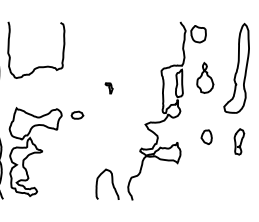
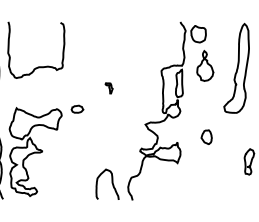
part position: (205, 77) -> (205, 65) (205, 65)
part position: (77, 114) -> (77, 108) (77, 108)
part position: (239, 141) -> (249, 161) (249, 161)
